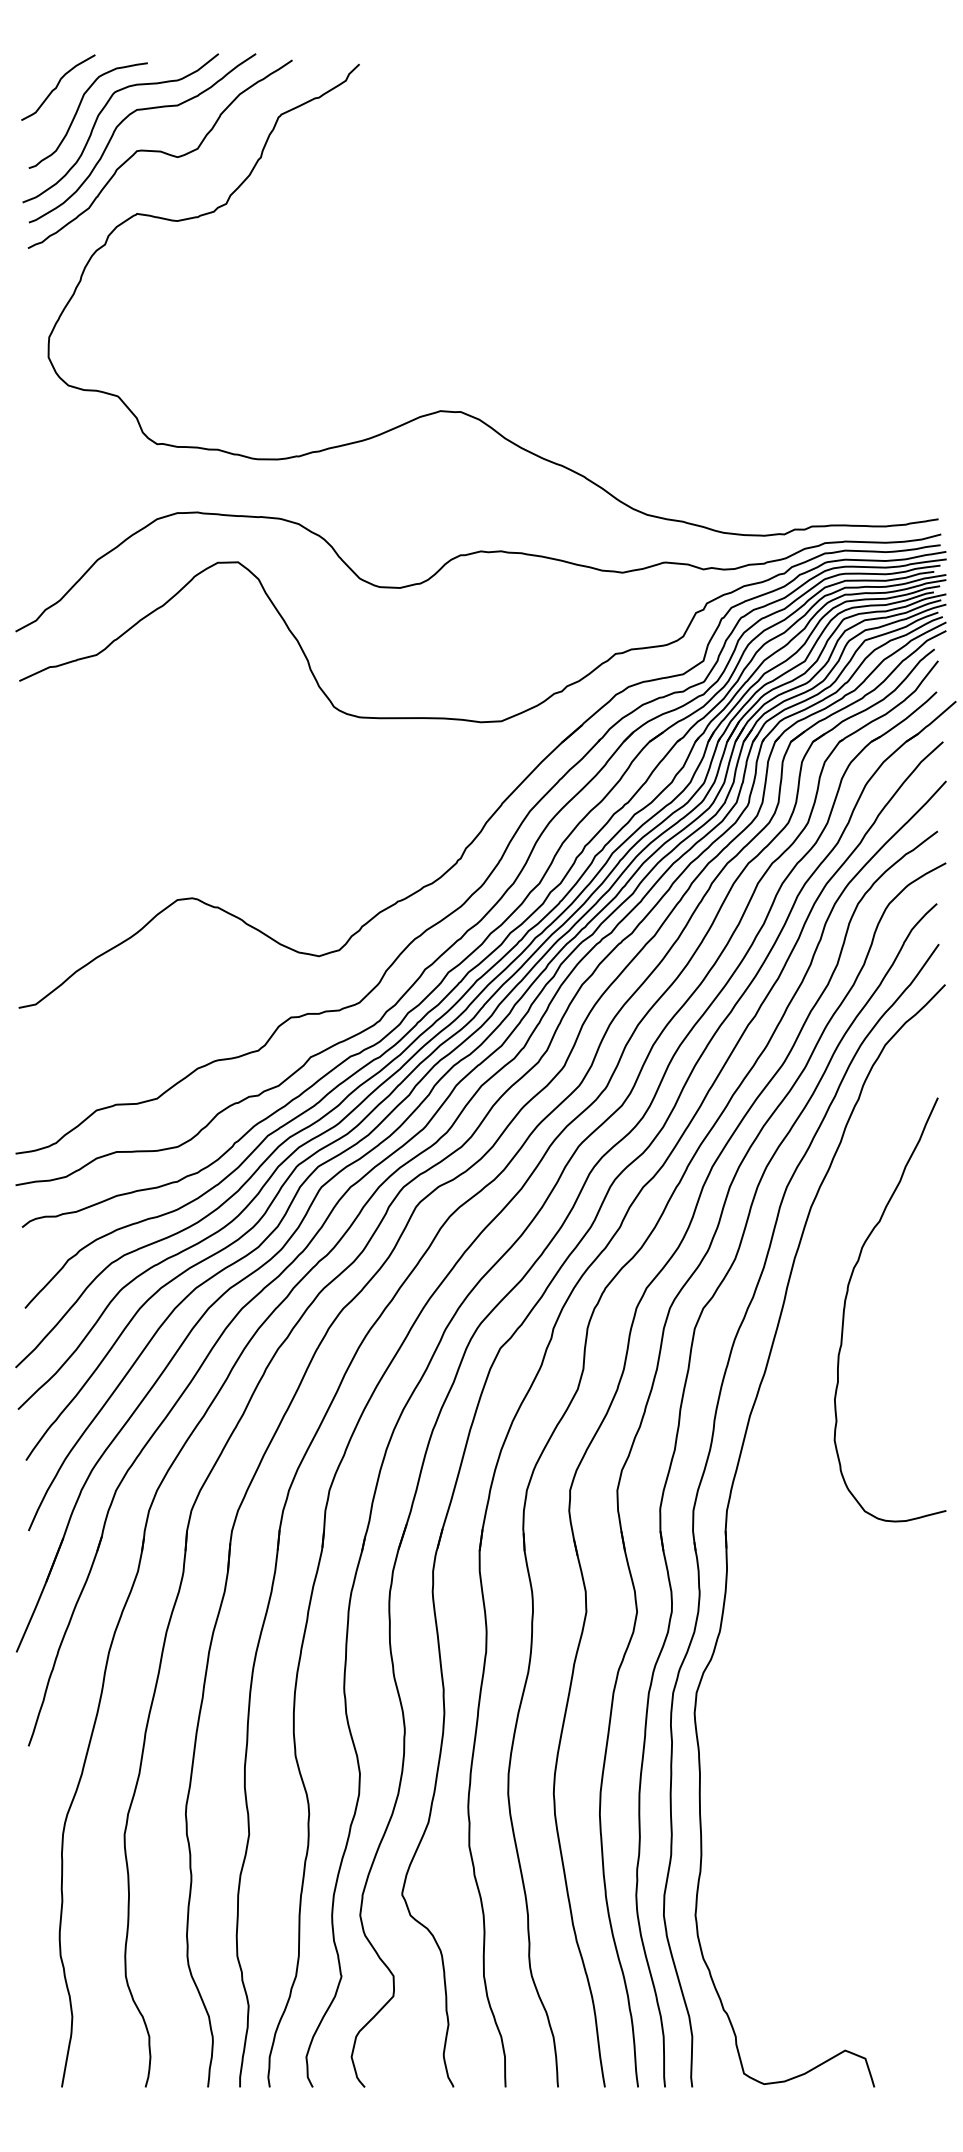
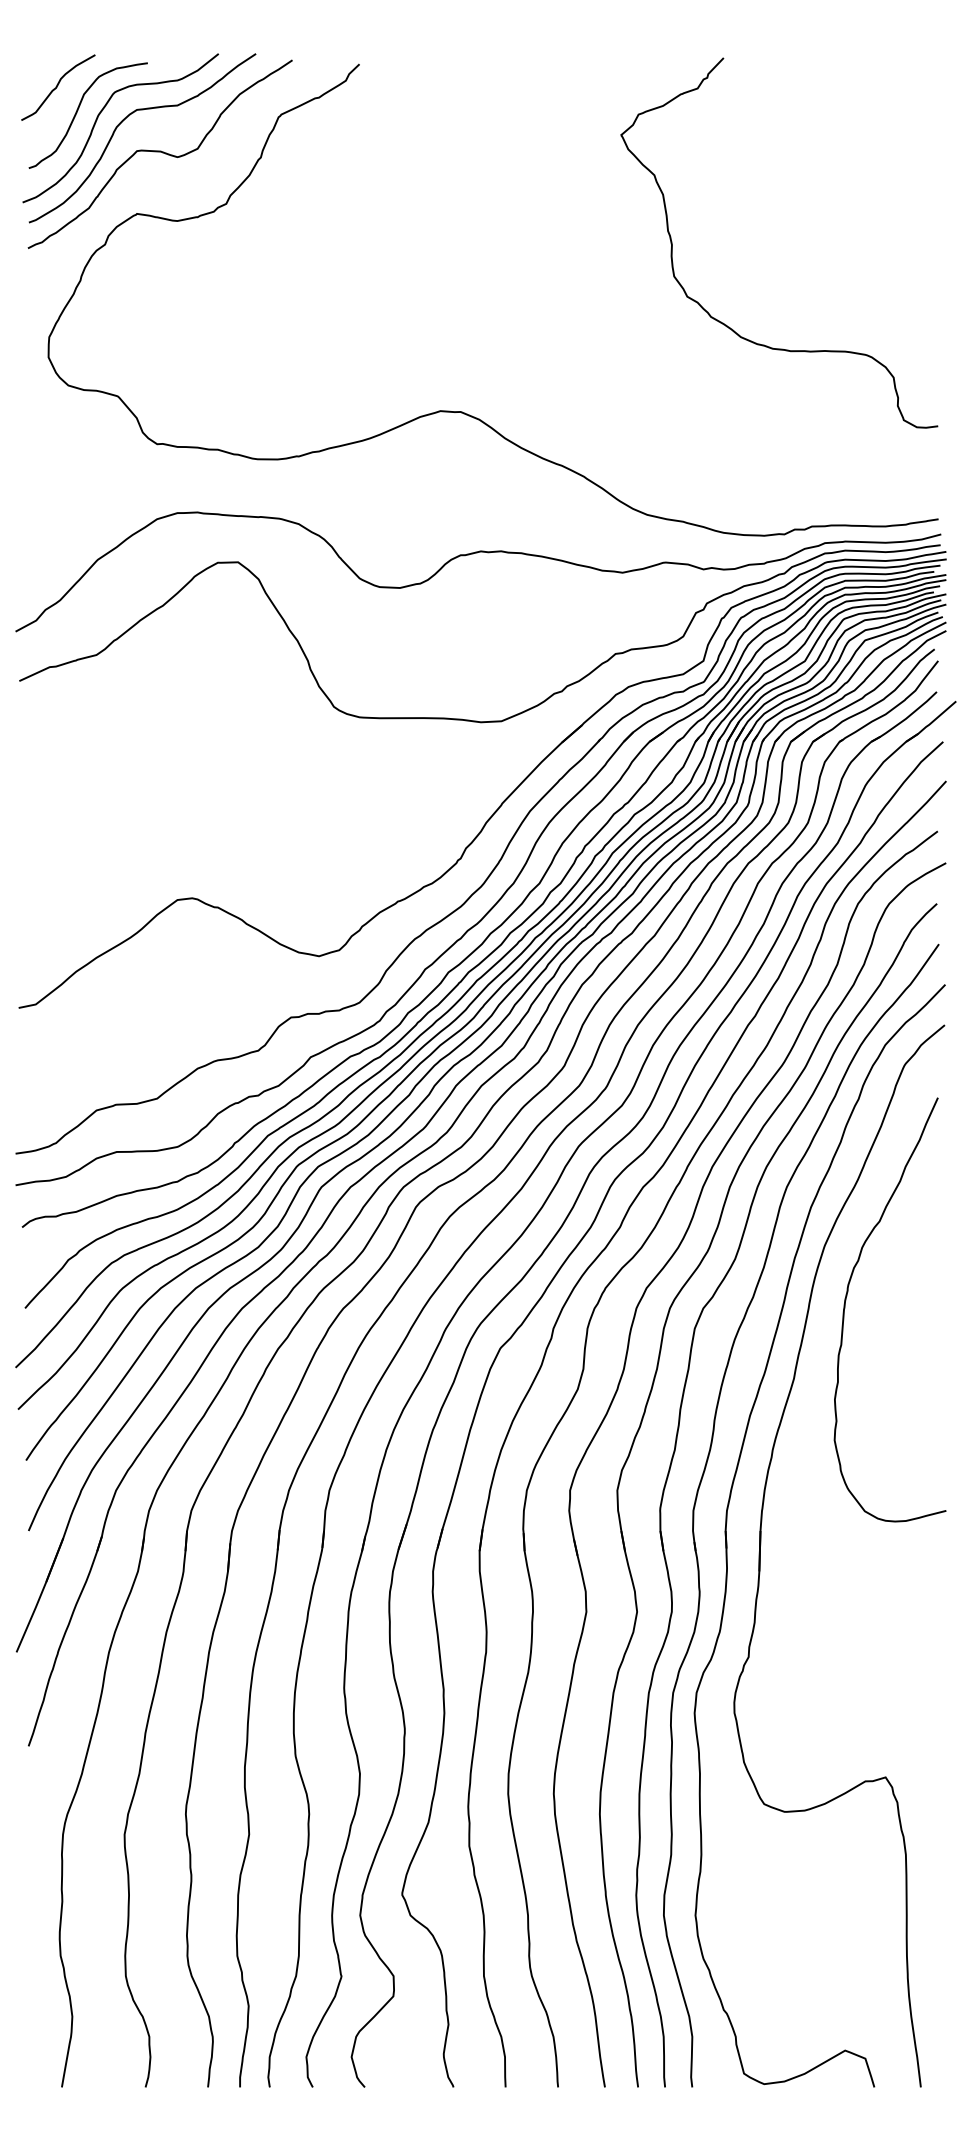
curve: none -> present (726, 324)
part: none -> present (761, 1544)
